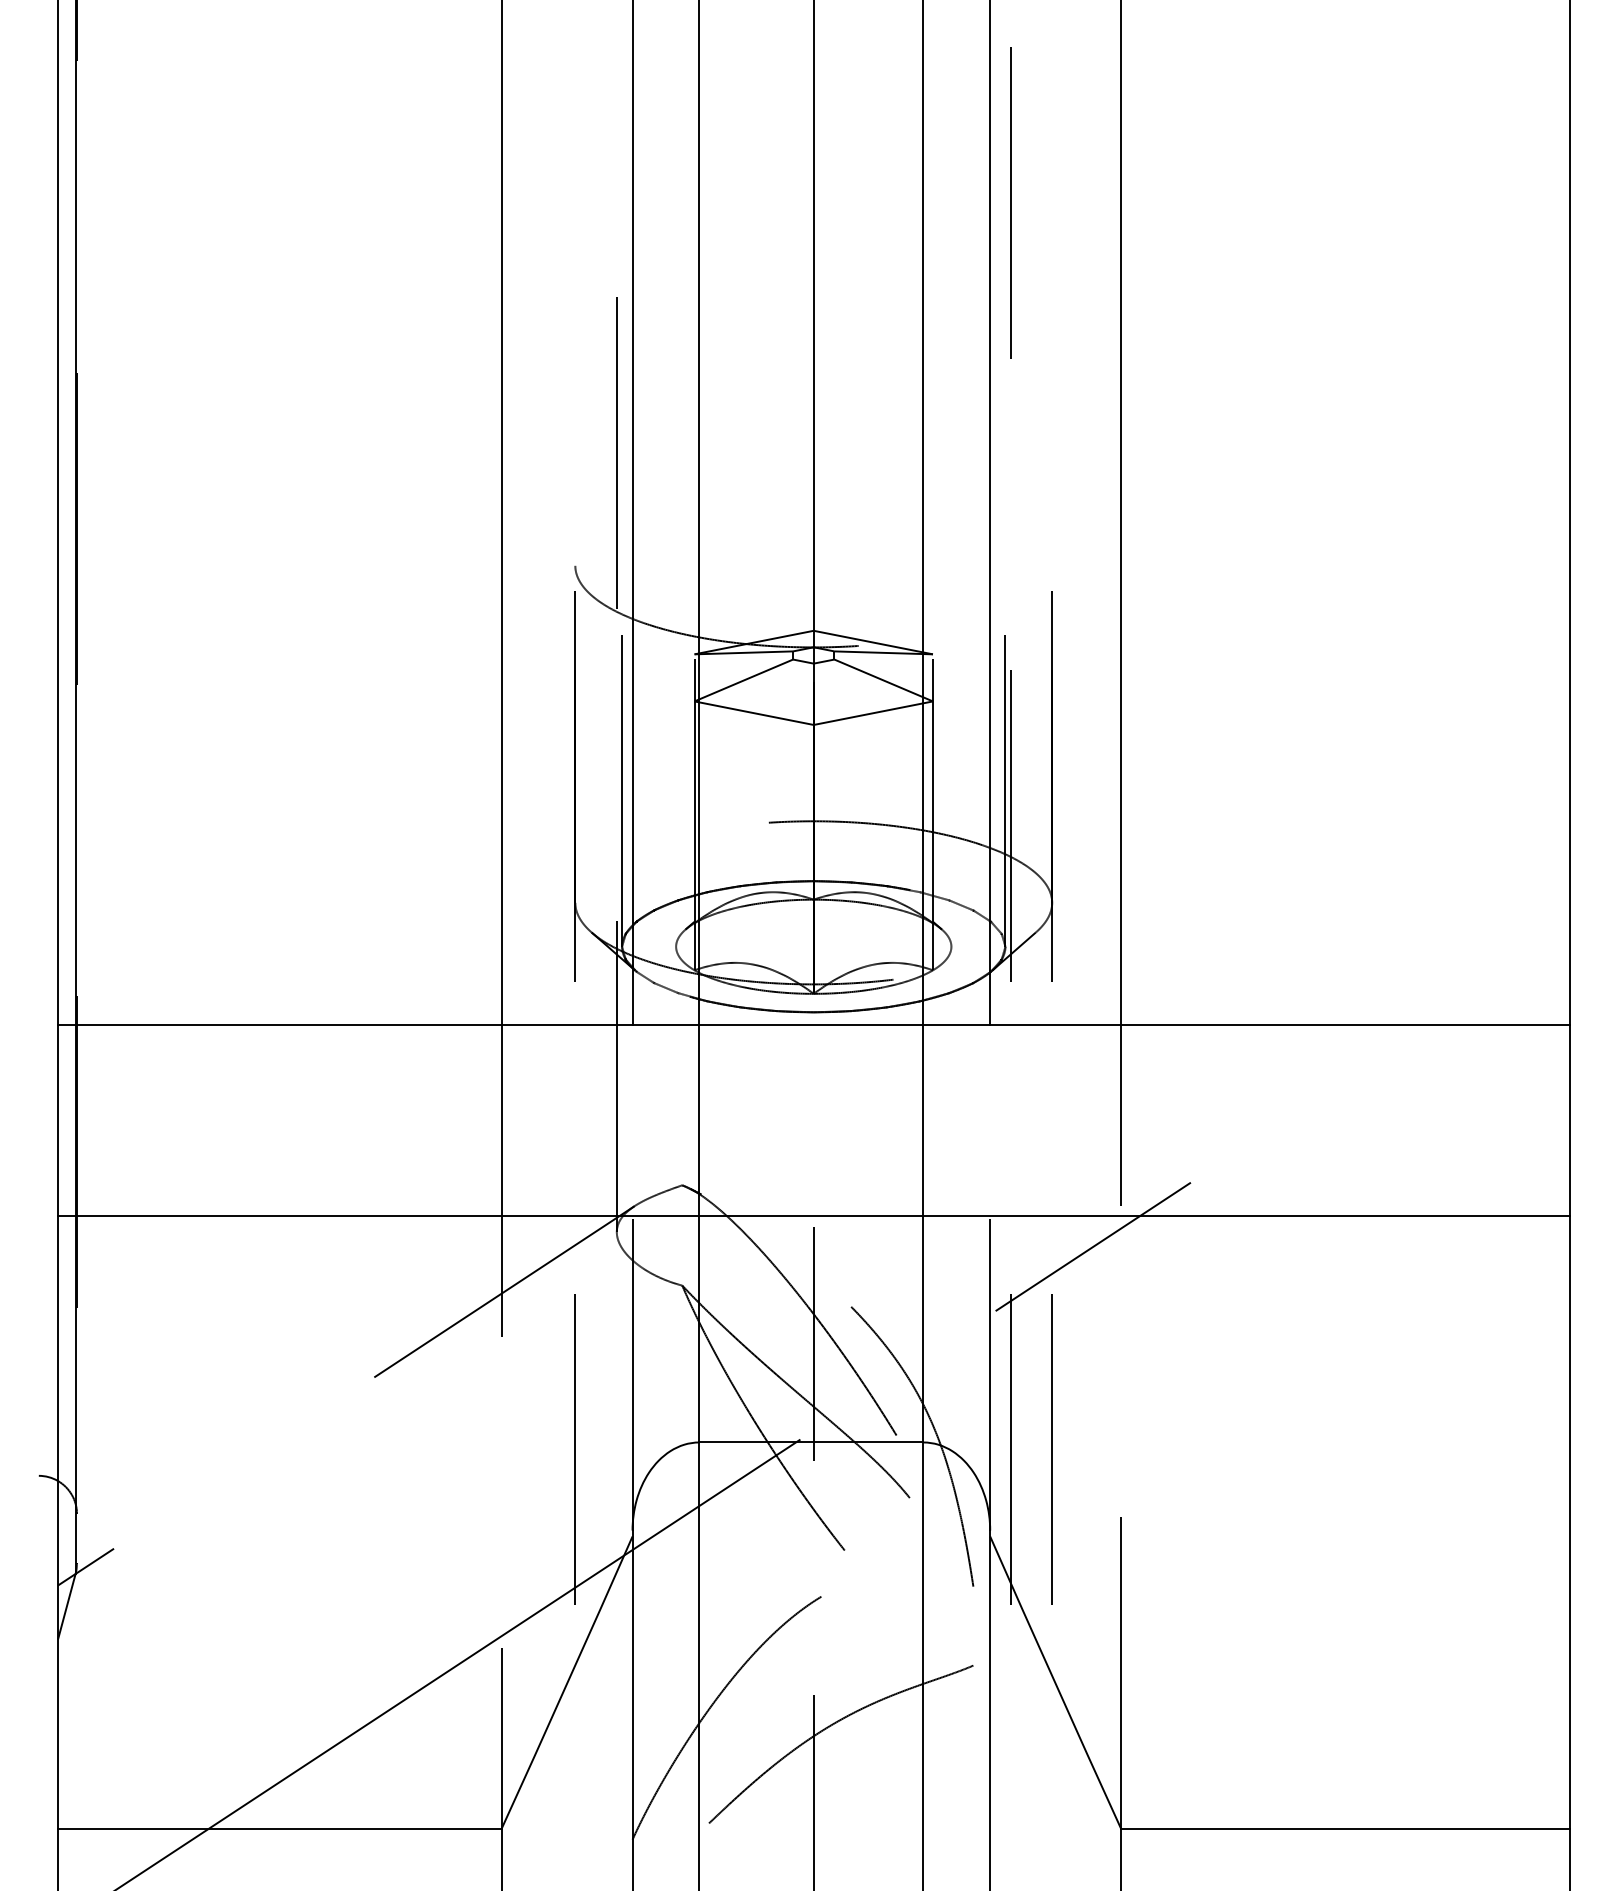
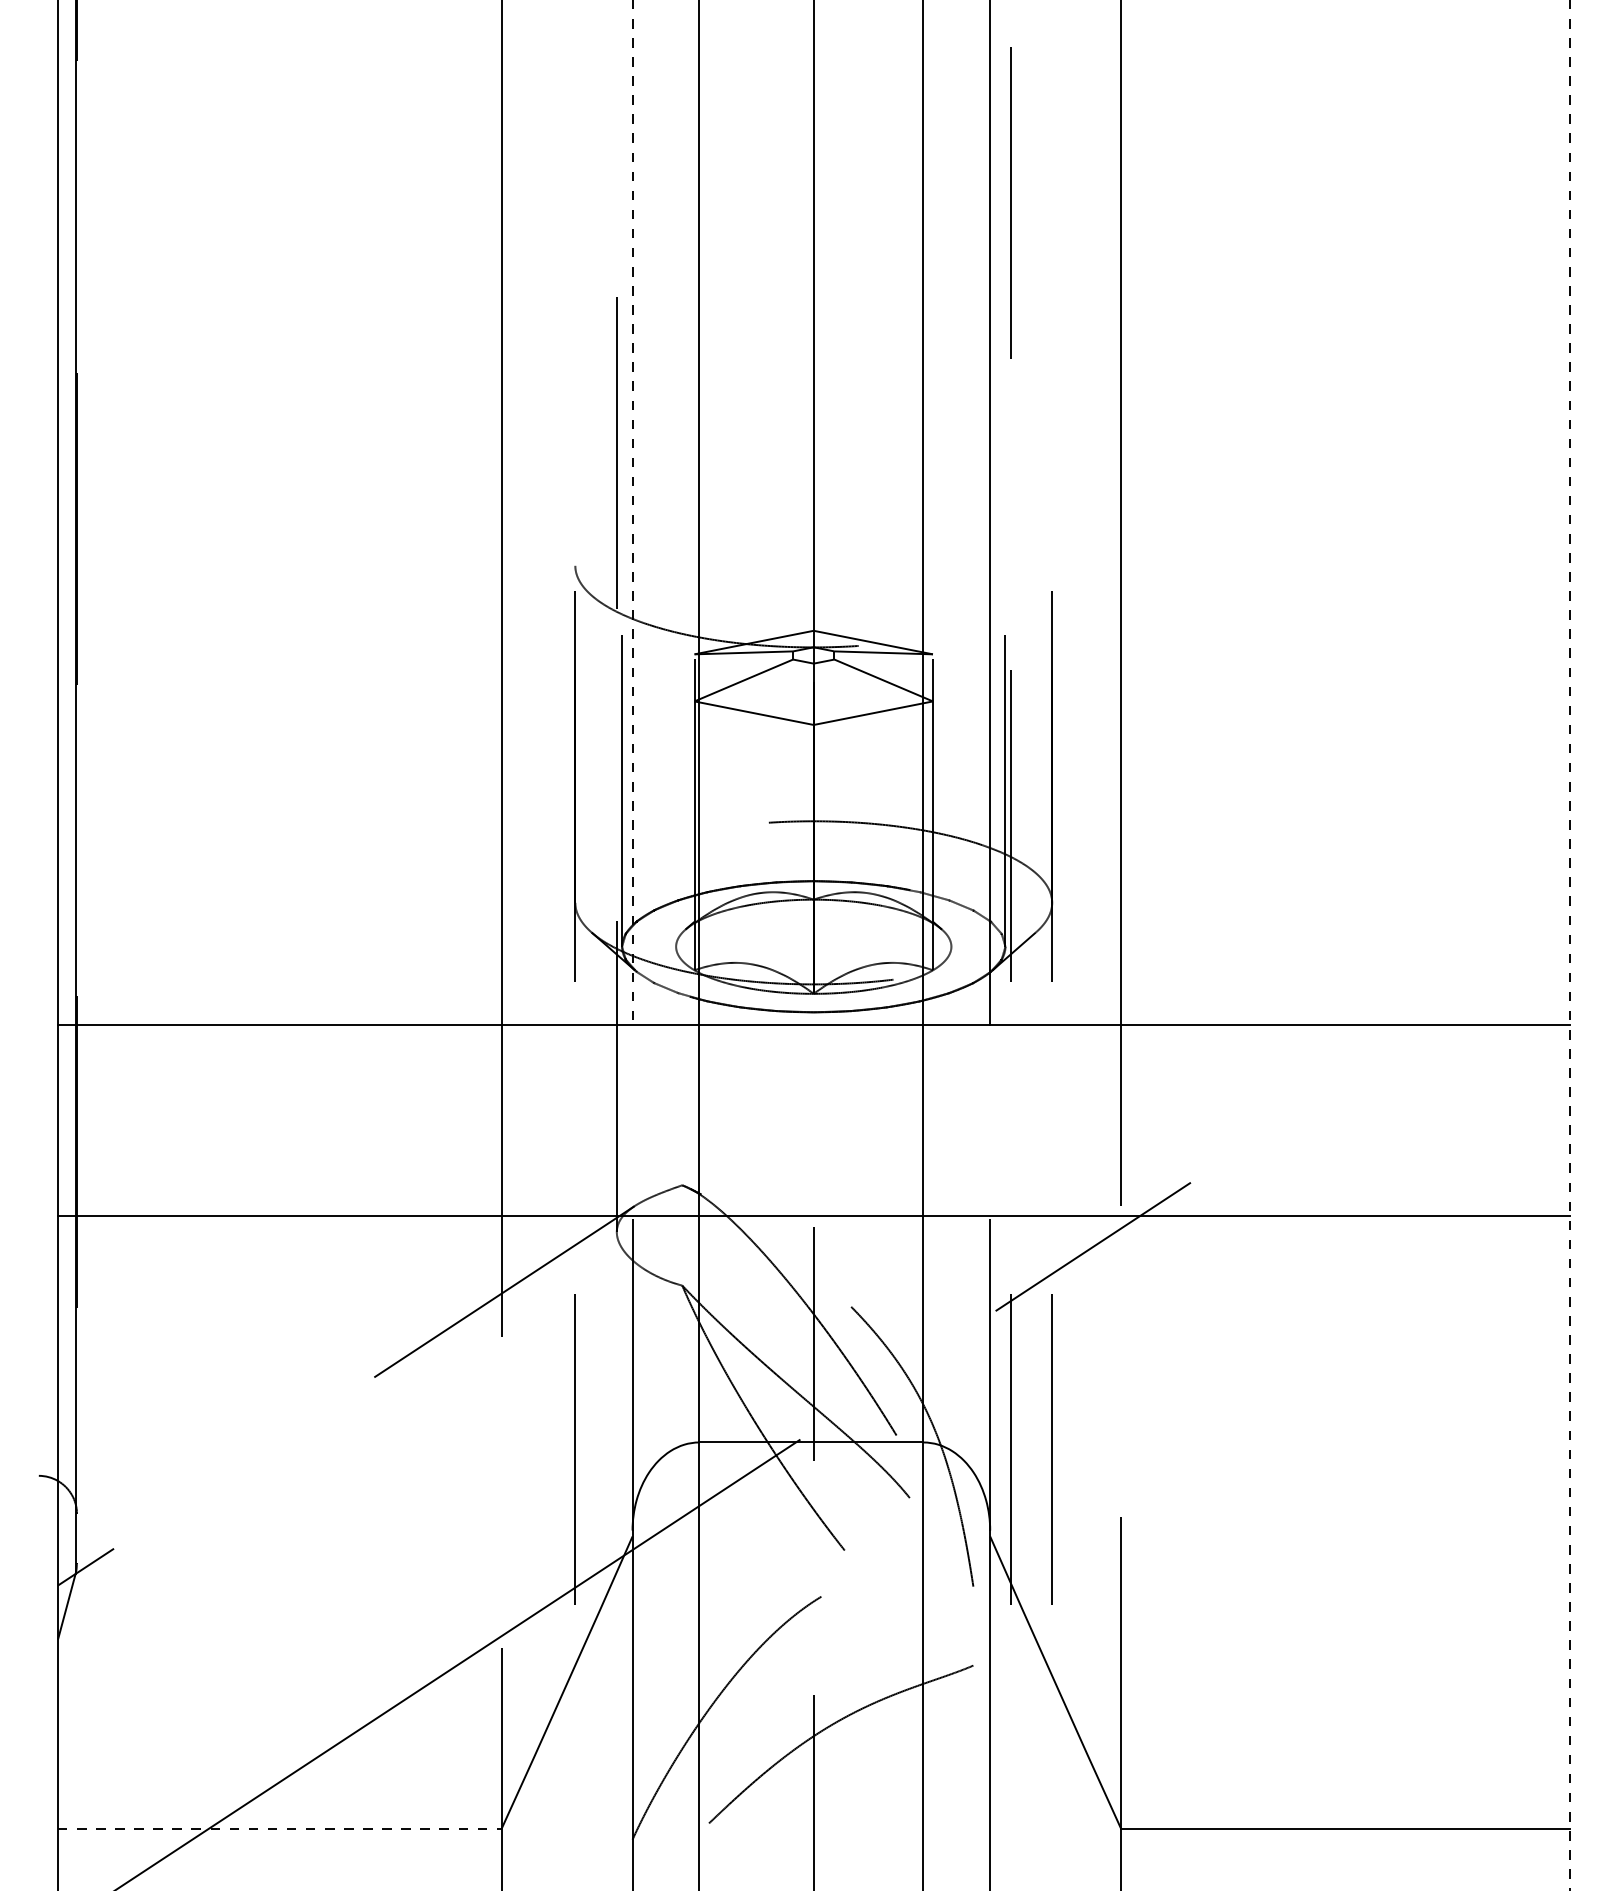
line: solid -> dashed (632, 513)
line: solid -> dashed (1569, 945)
line: solid -> dashed (279, 1828)
